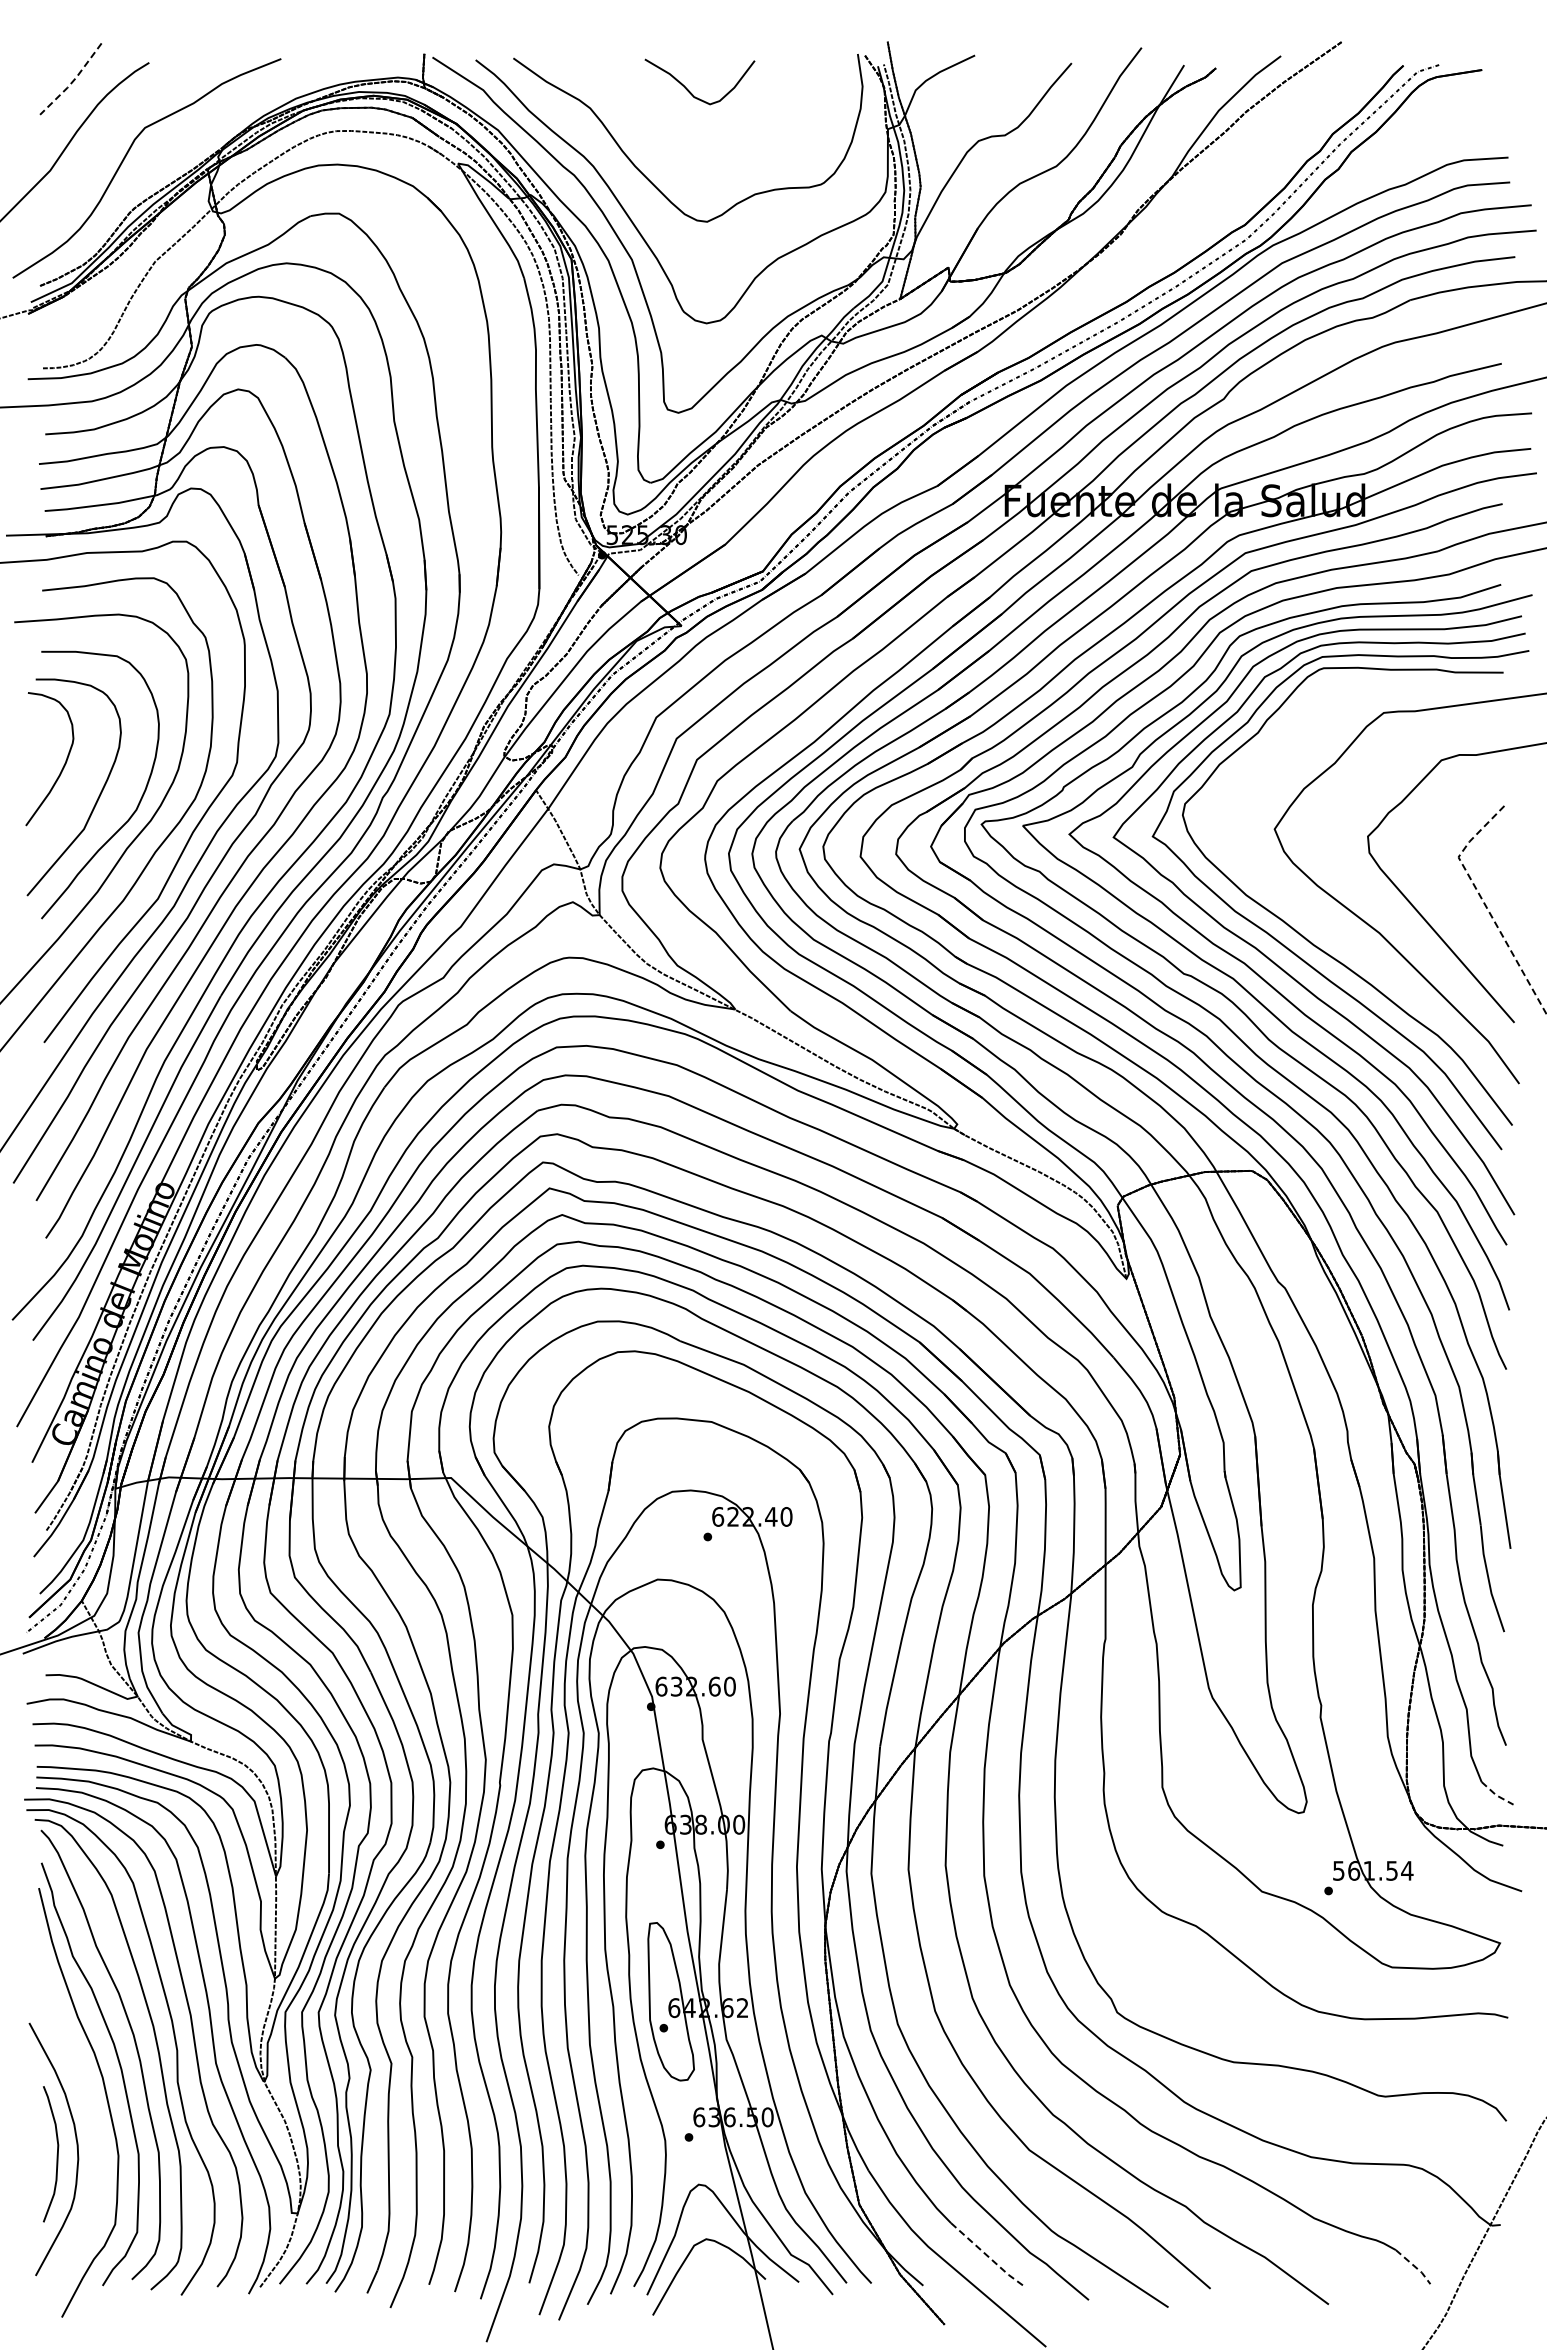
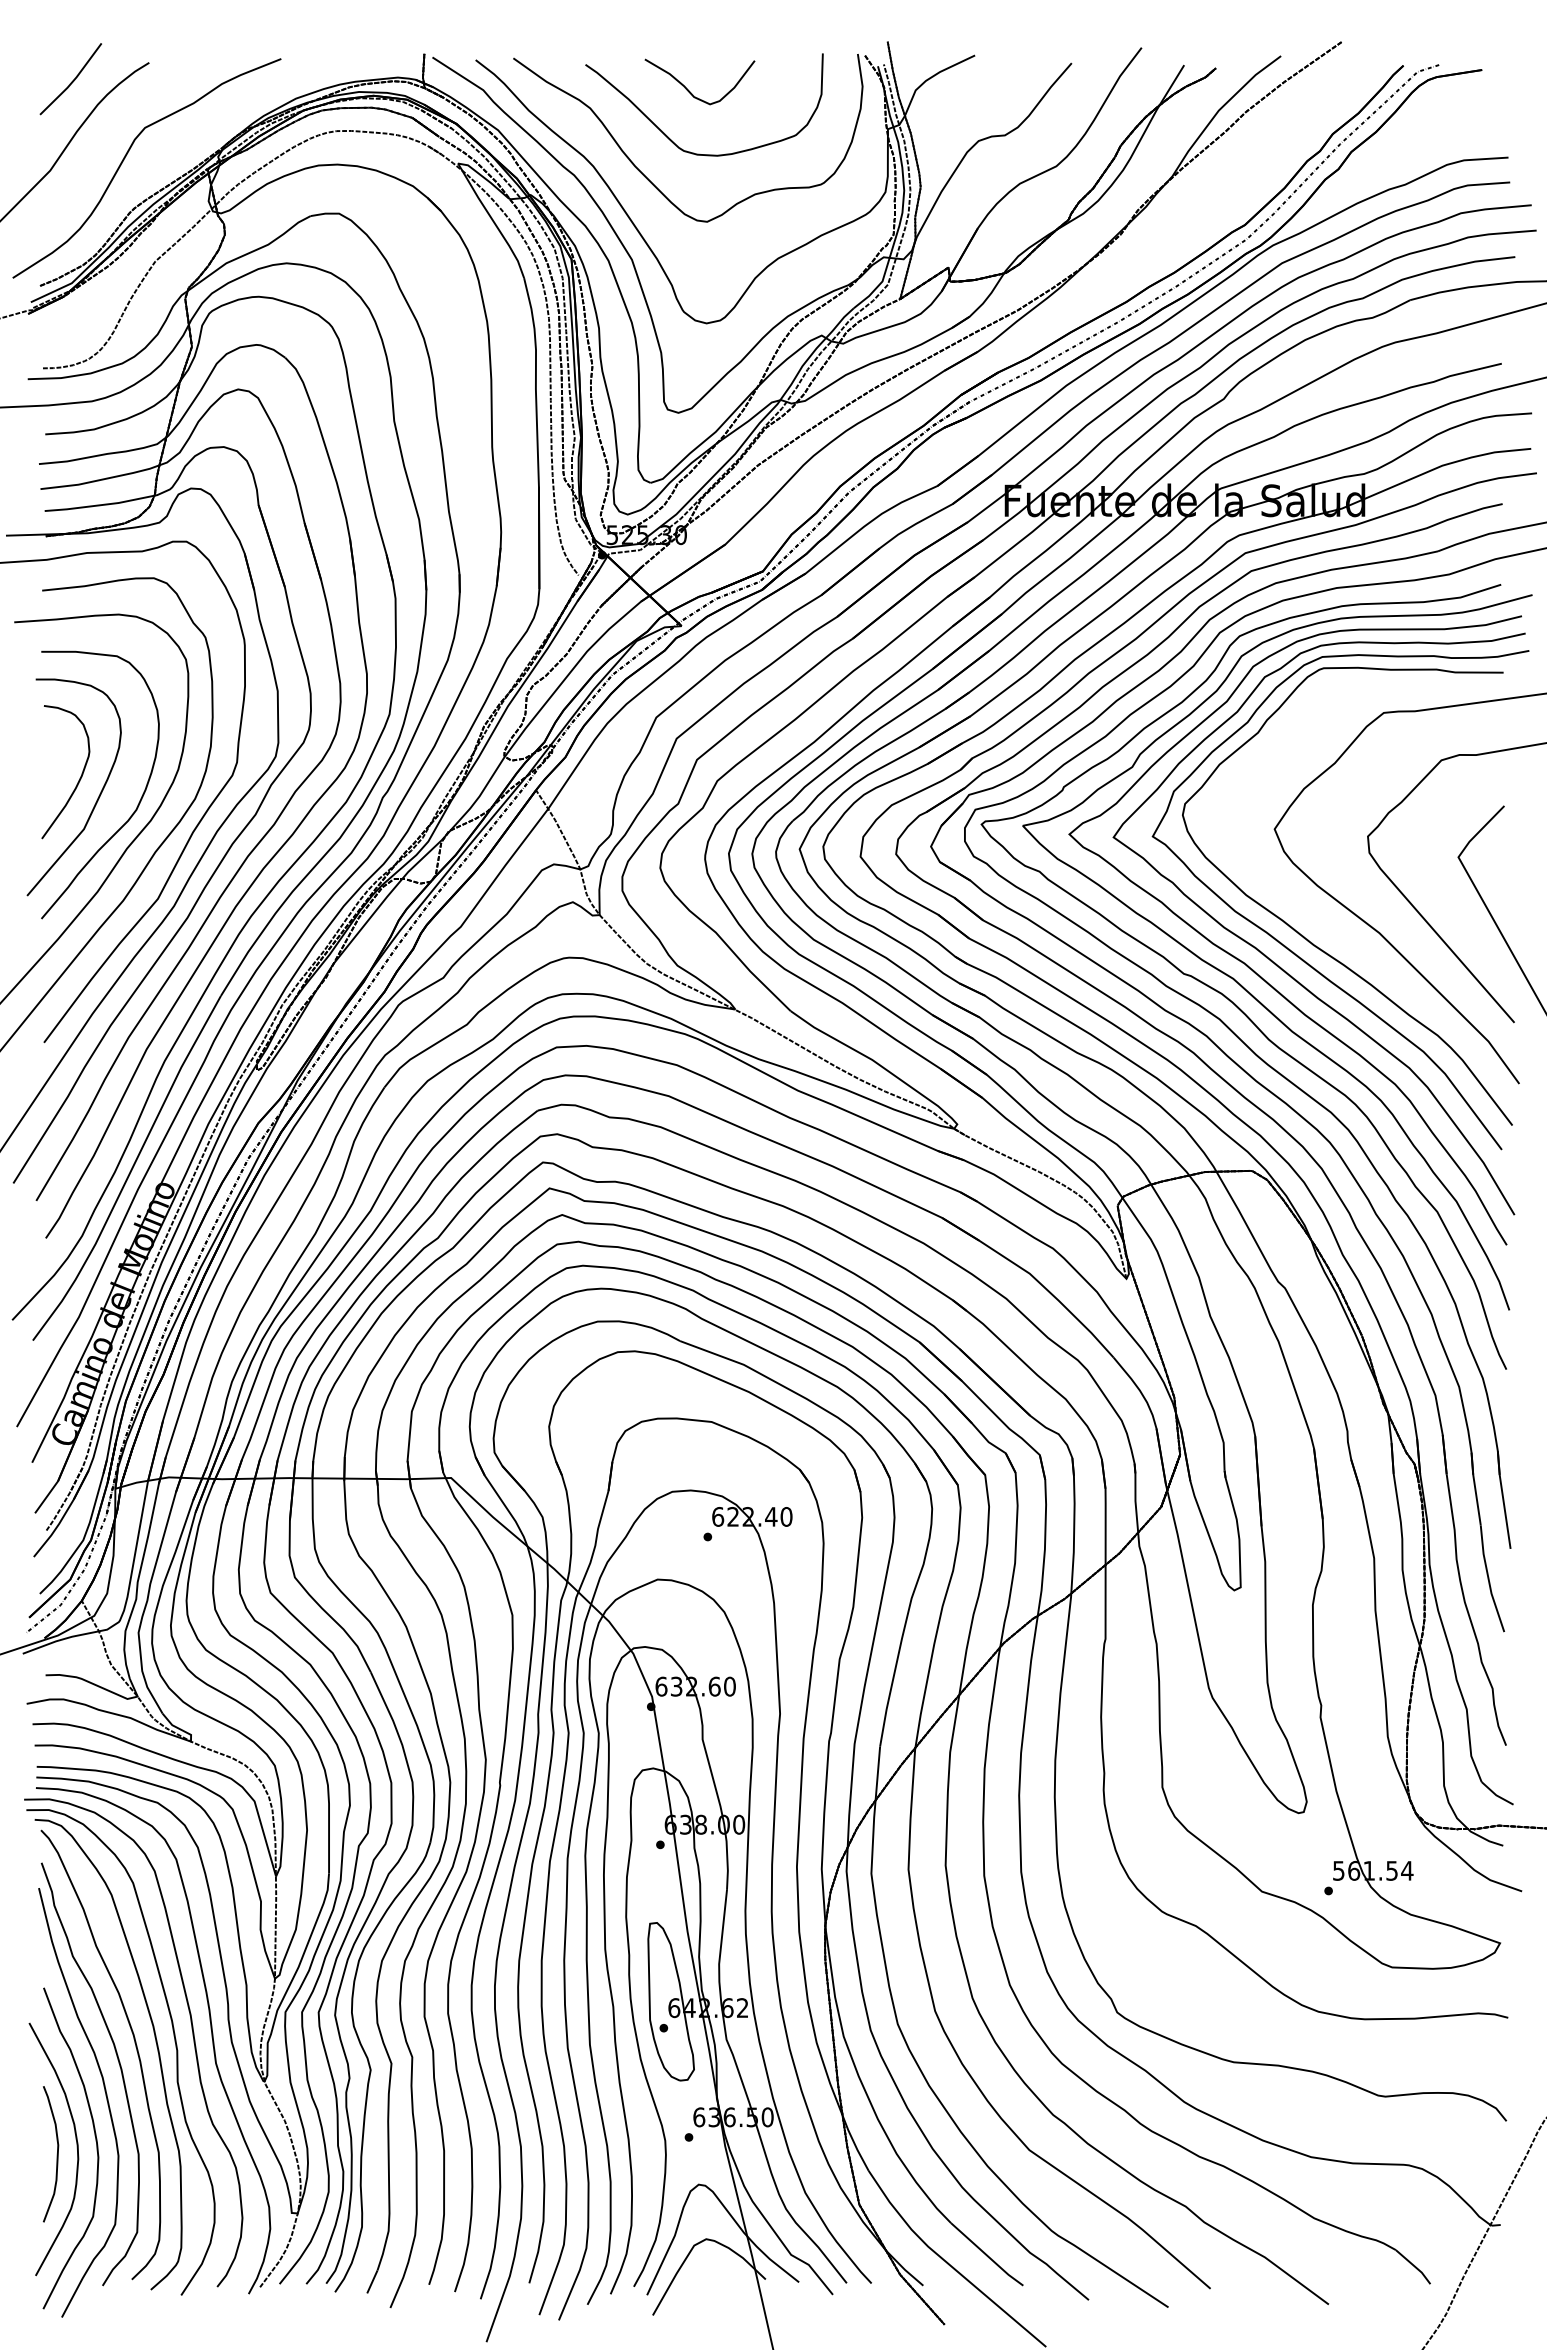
line: dashed -> solid (73, 81)
curve: none -> present (670, 138)
curve position: (63, 765) -> (79, 778) (79, 778)
line: dashed -> solid (1484, 904)
line: dashed -> solid (1496, 1795)
curve: none -> present (95, 2141)
line: dashed -> solid (987, 2255)
line: dashed -> solid (1415, 2266)
